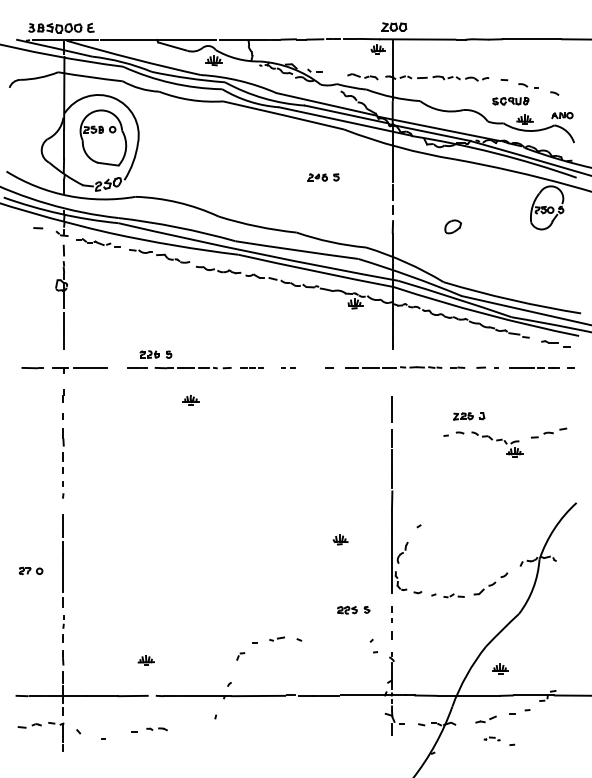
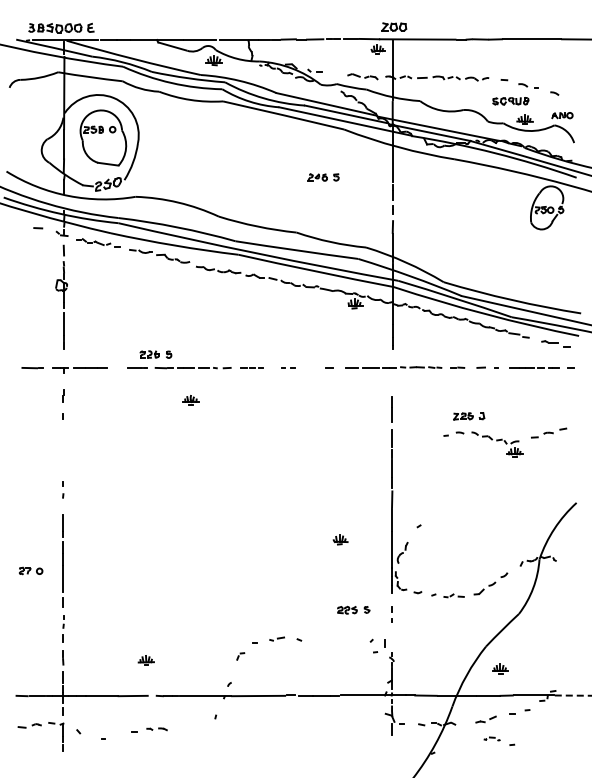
part: present -> none (452, 226)
part: present -> none (63, 450)
line position: (391, 635) -> (384, 643) (384, 643)
line: solid -> dashed (573, 695)
